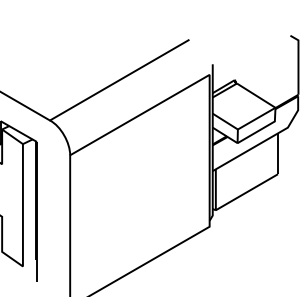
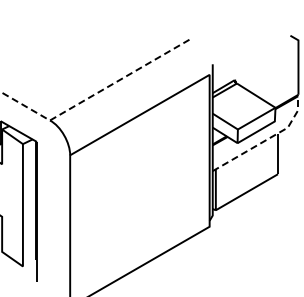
line: solid -> dashed (93, 95)
line: solid -> dashed (266, 140)
